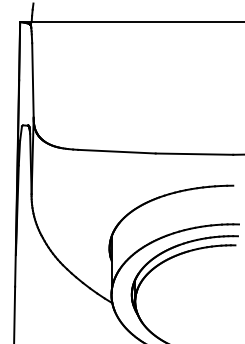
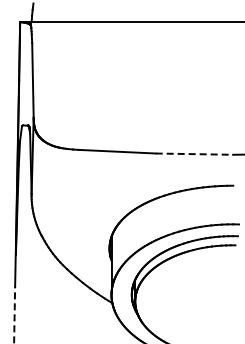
line: solid -> dashed (194, 154)
line: solid -> dashed (14, 314)
